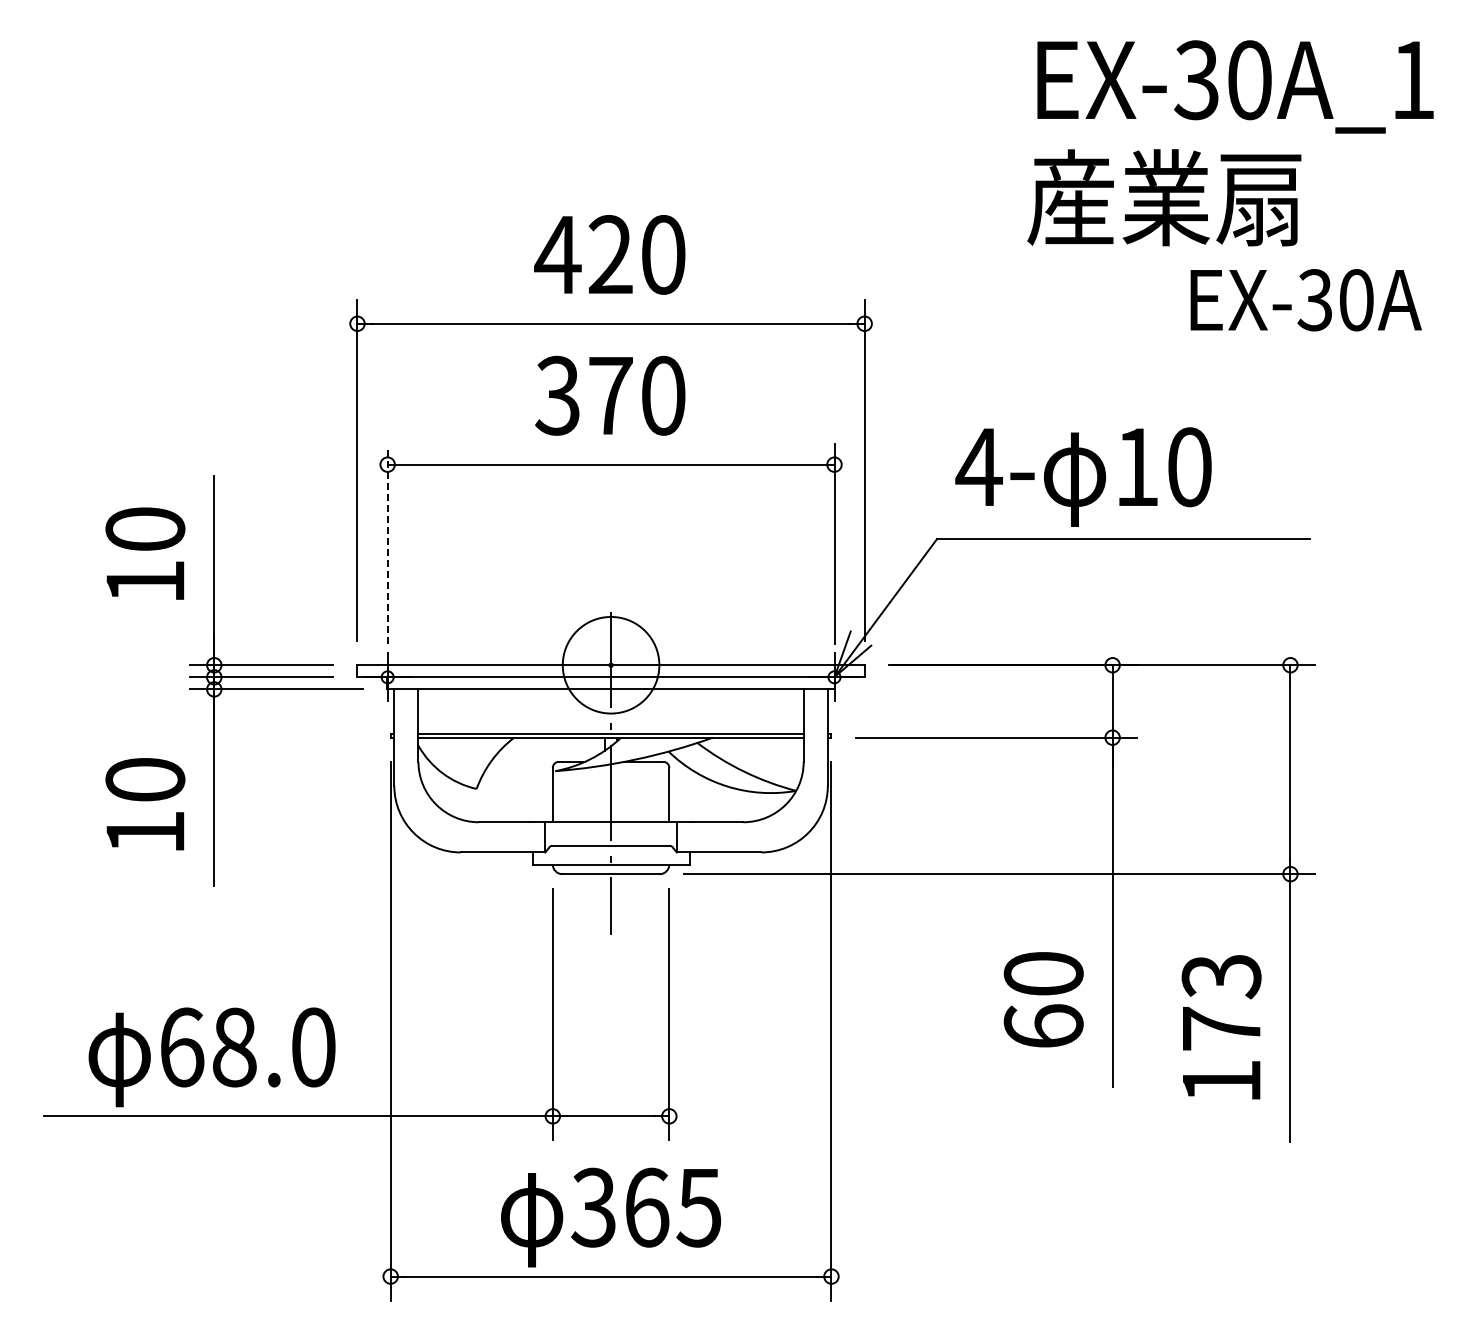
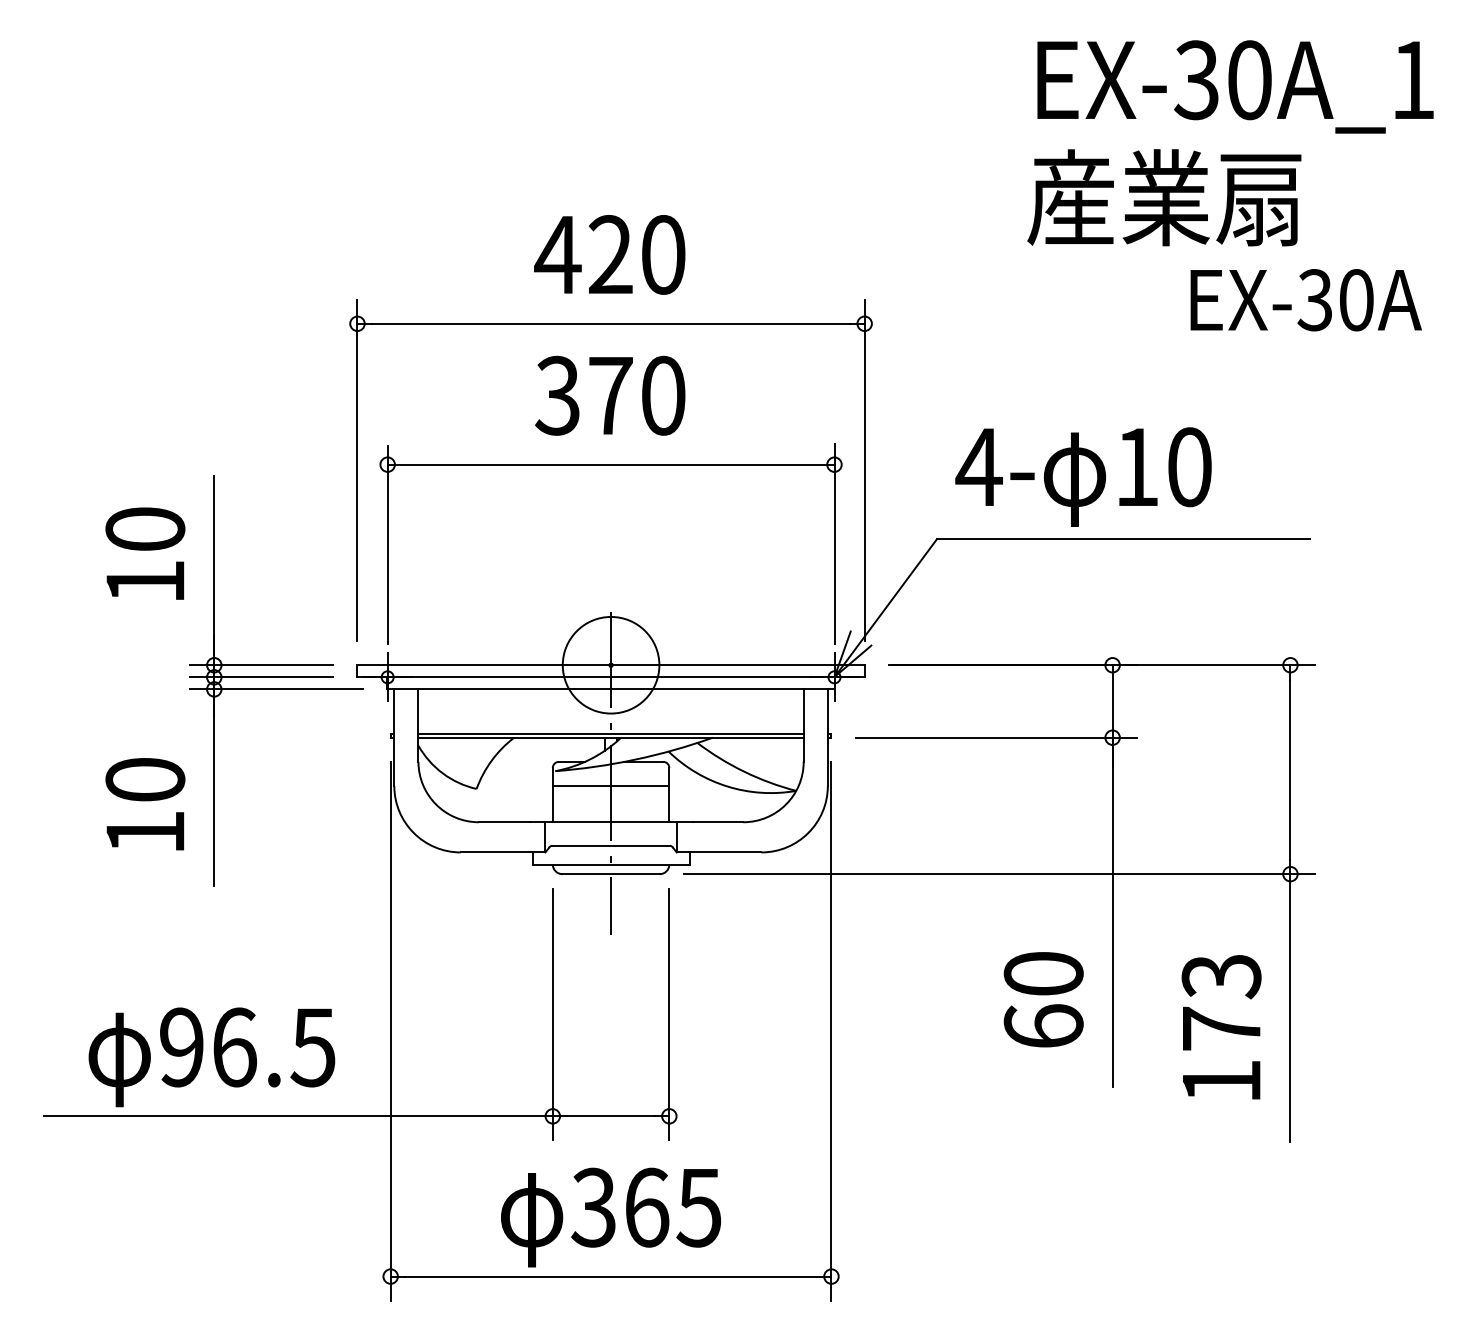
line: dashed -> solid (387, 544)
line: none -> present (610, 786)
text: 68.0 -> 96.5 (247, 1047)
